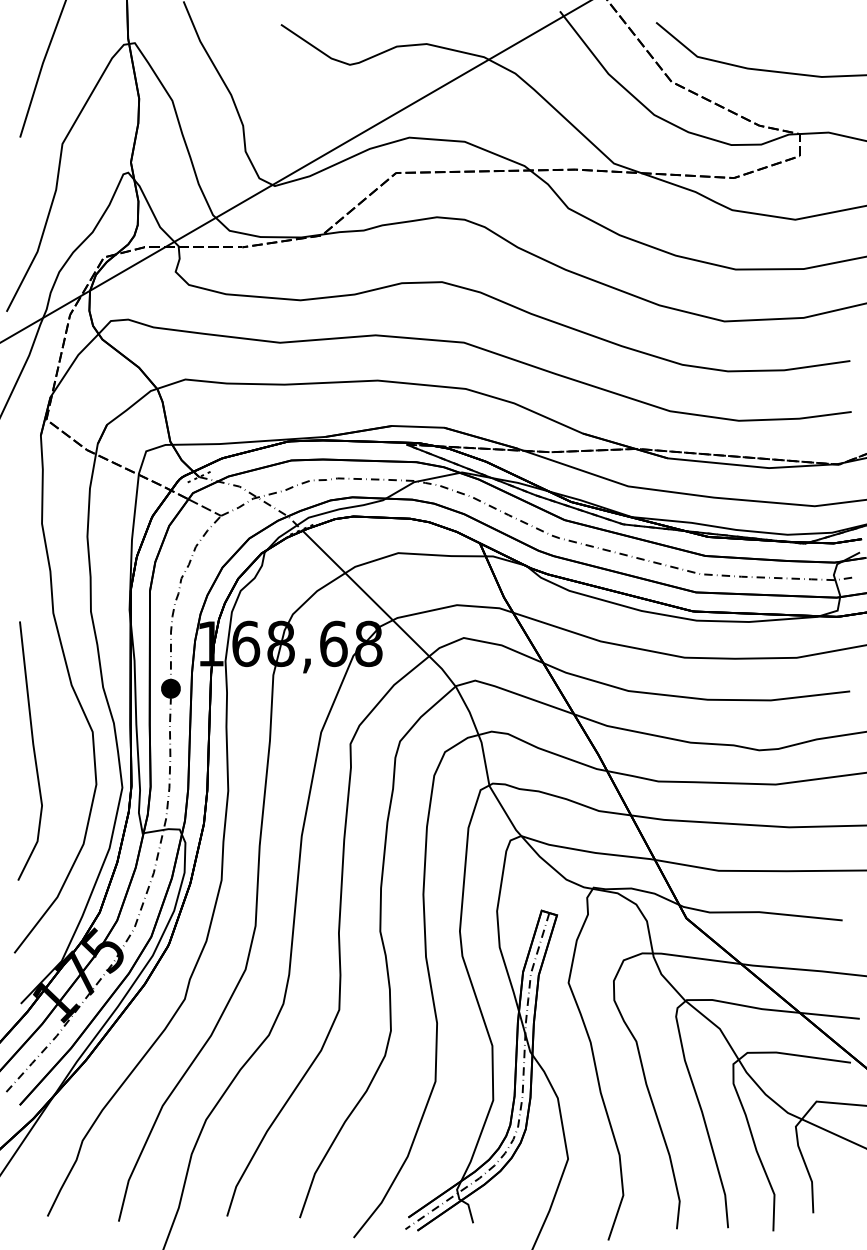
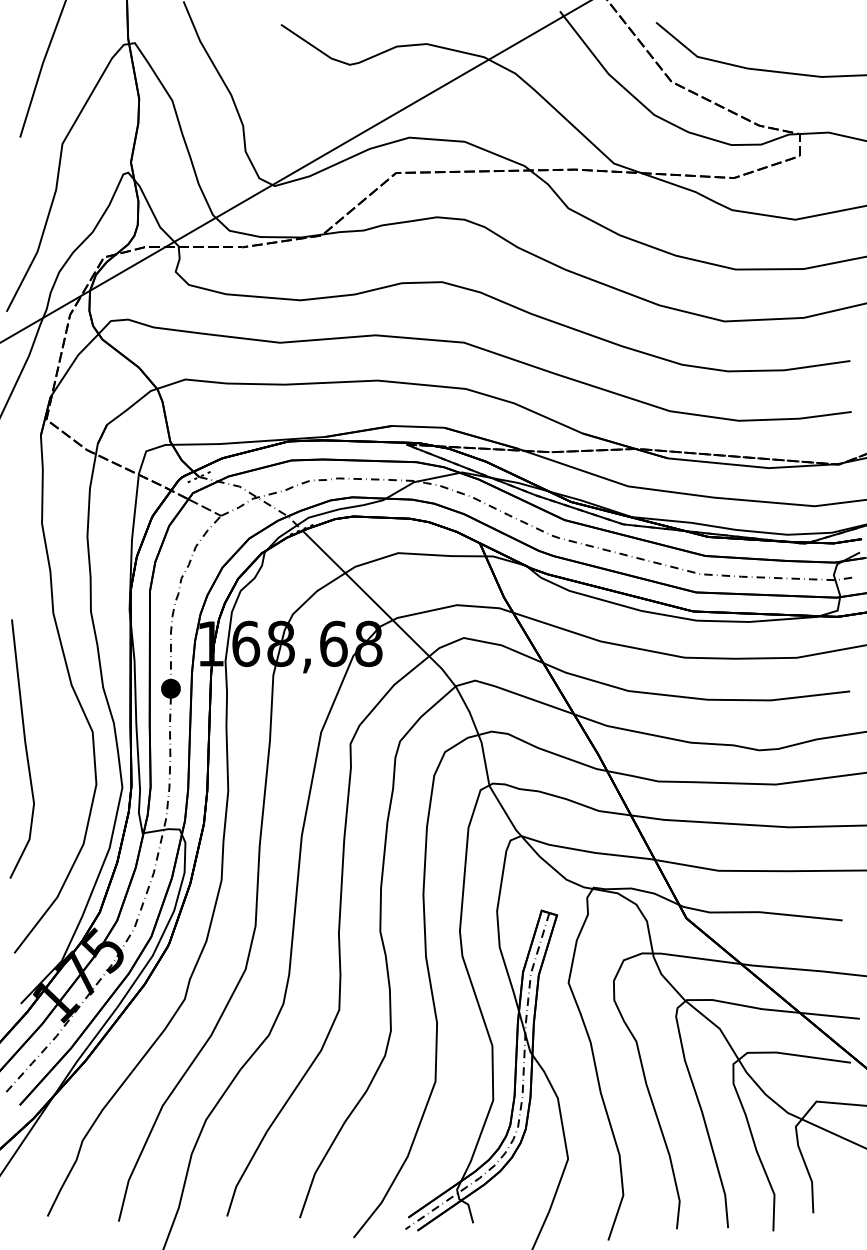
line position: (33, 750) -> (25, 748) (25, 748)
